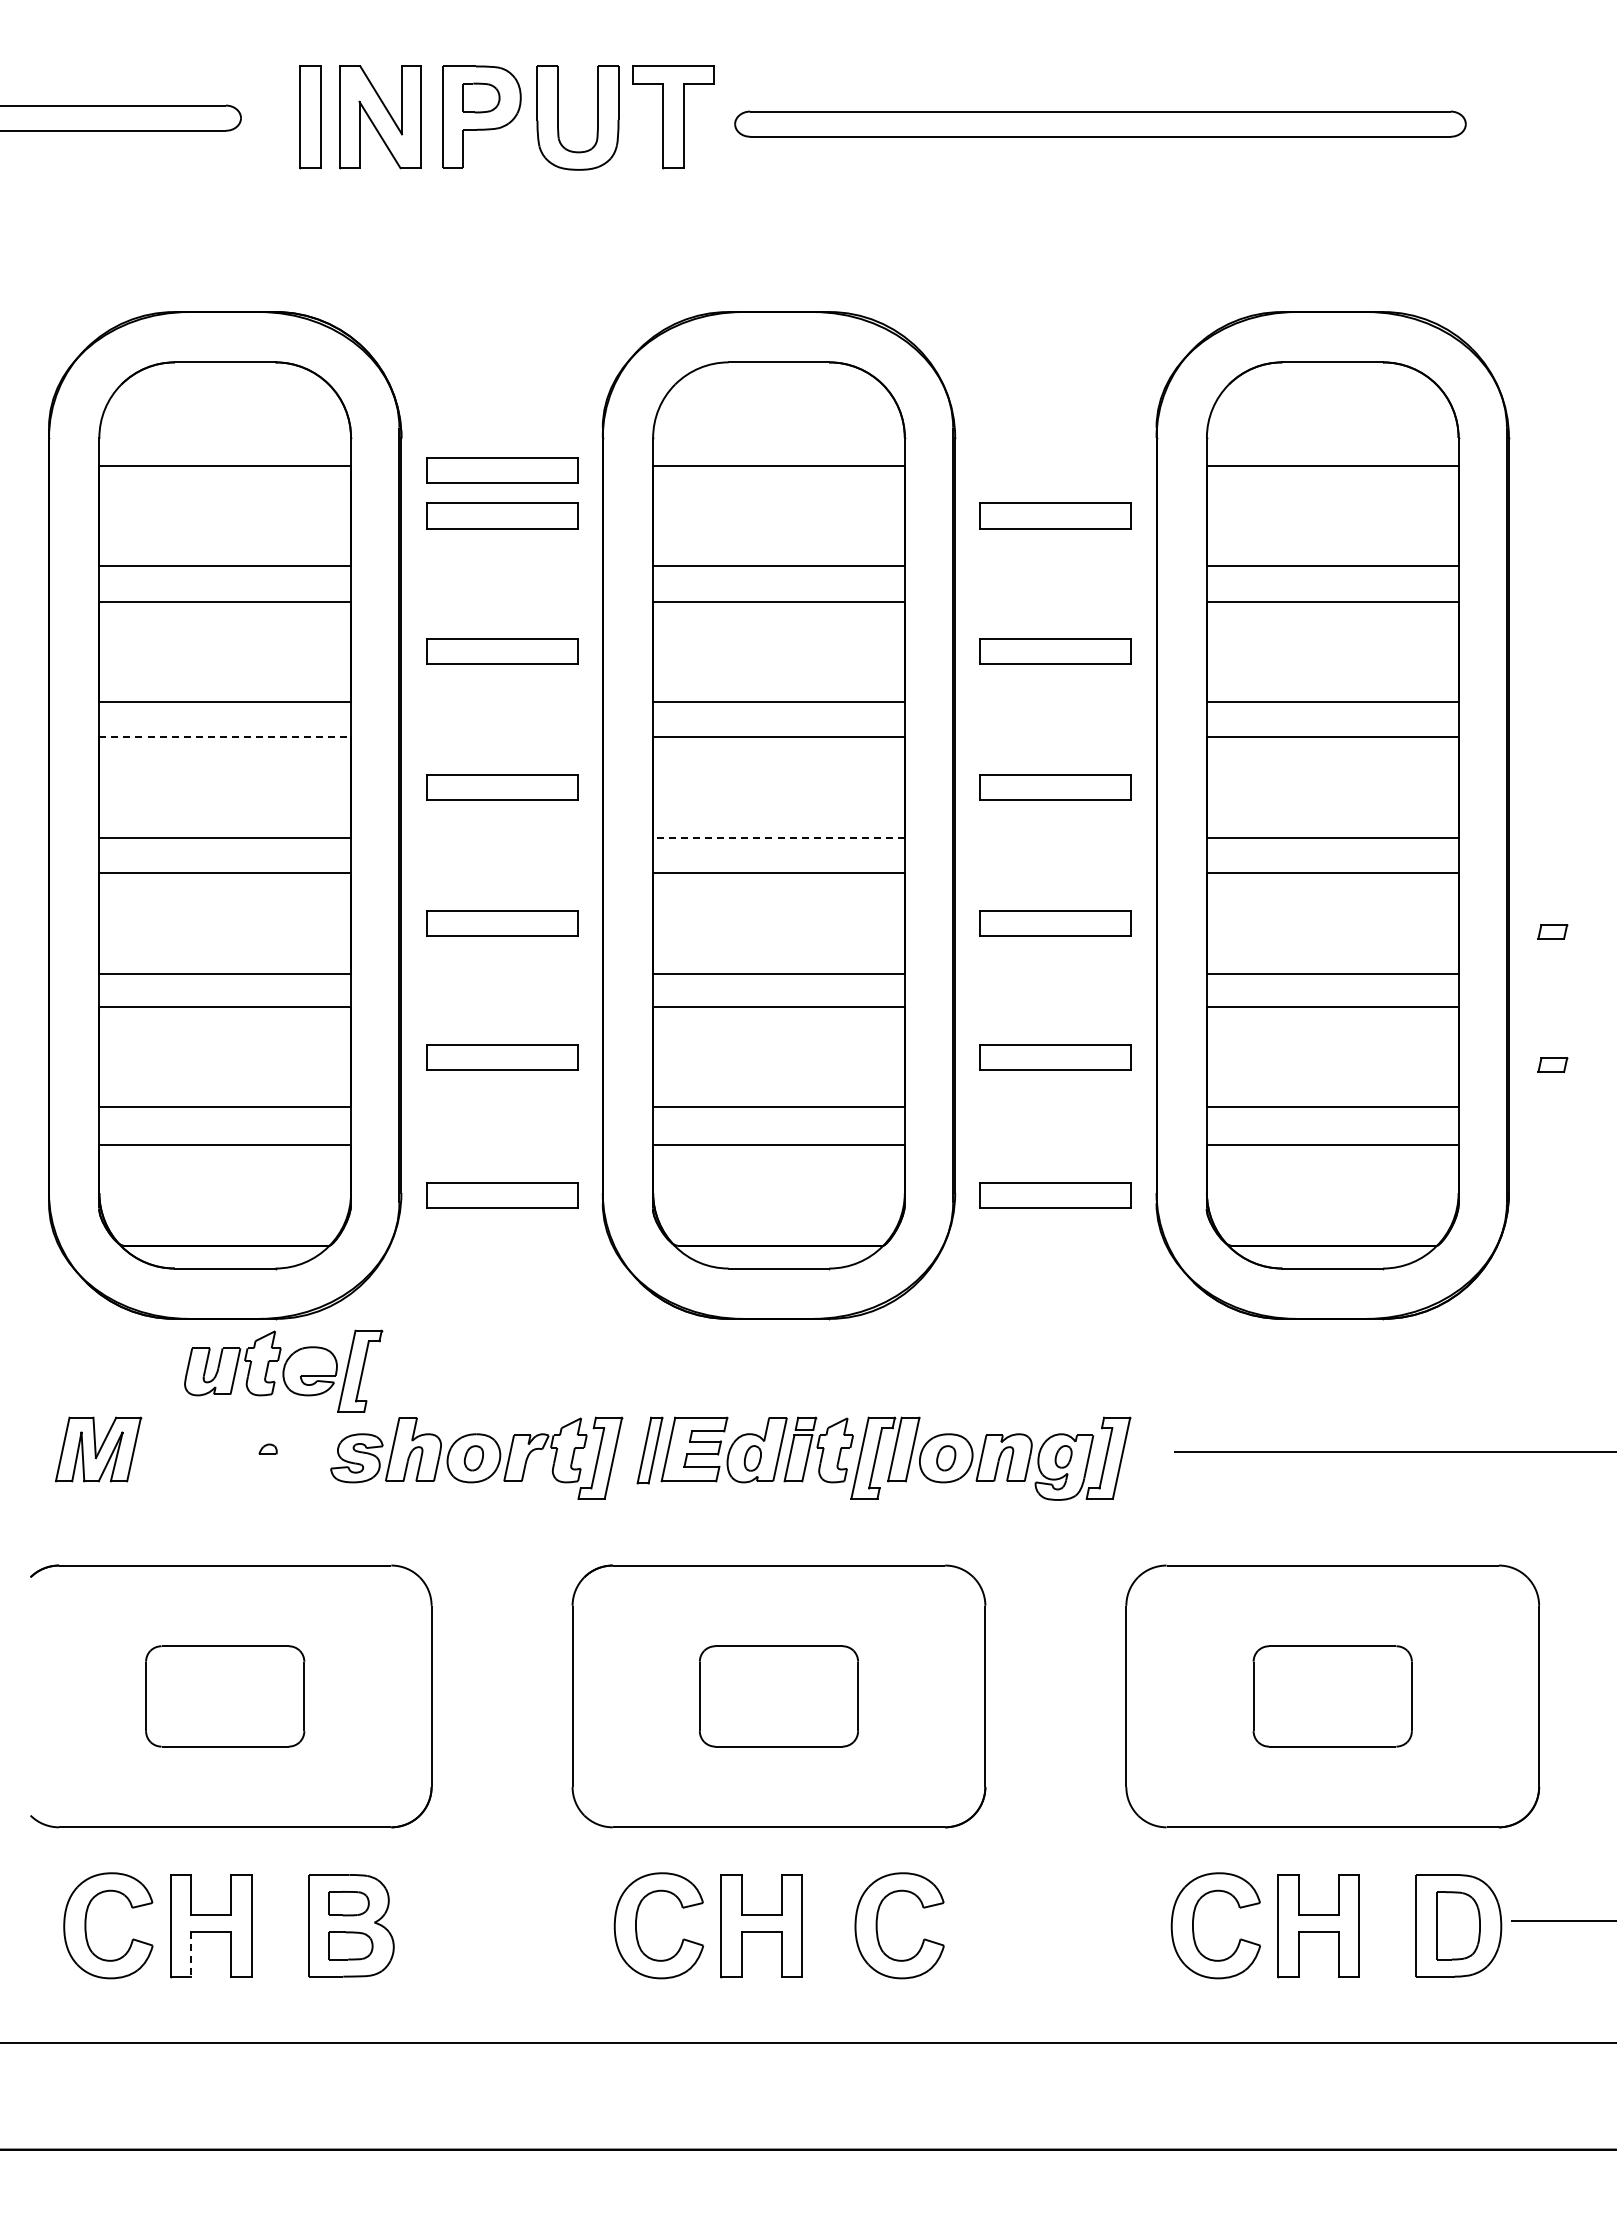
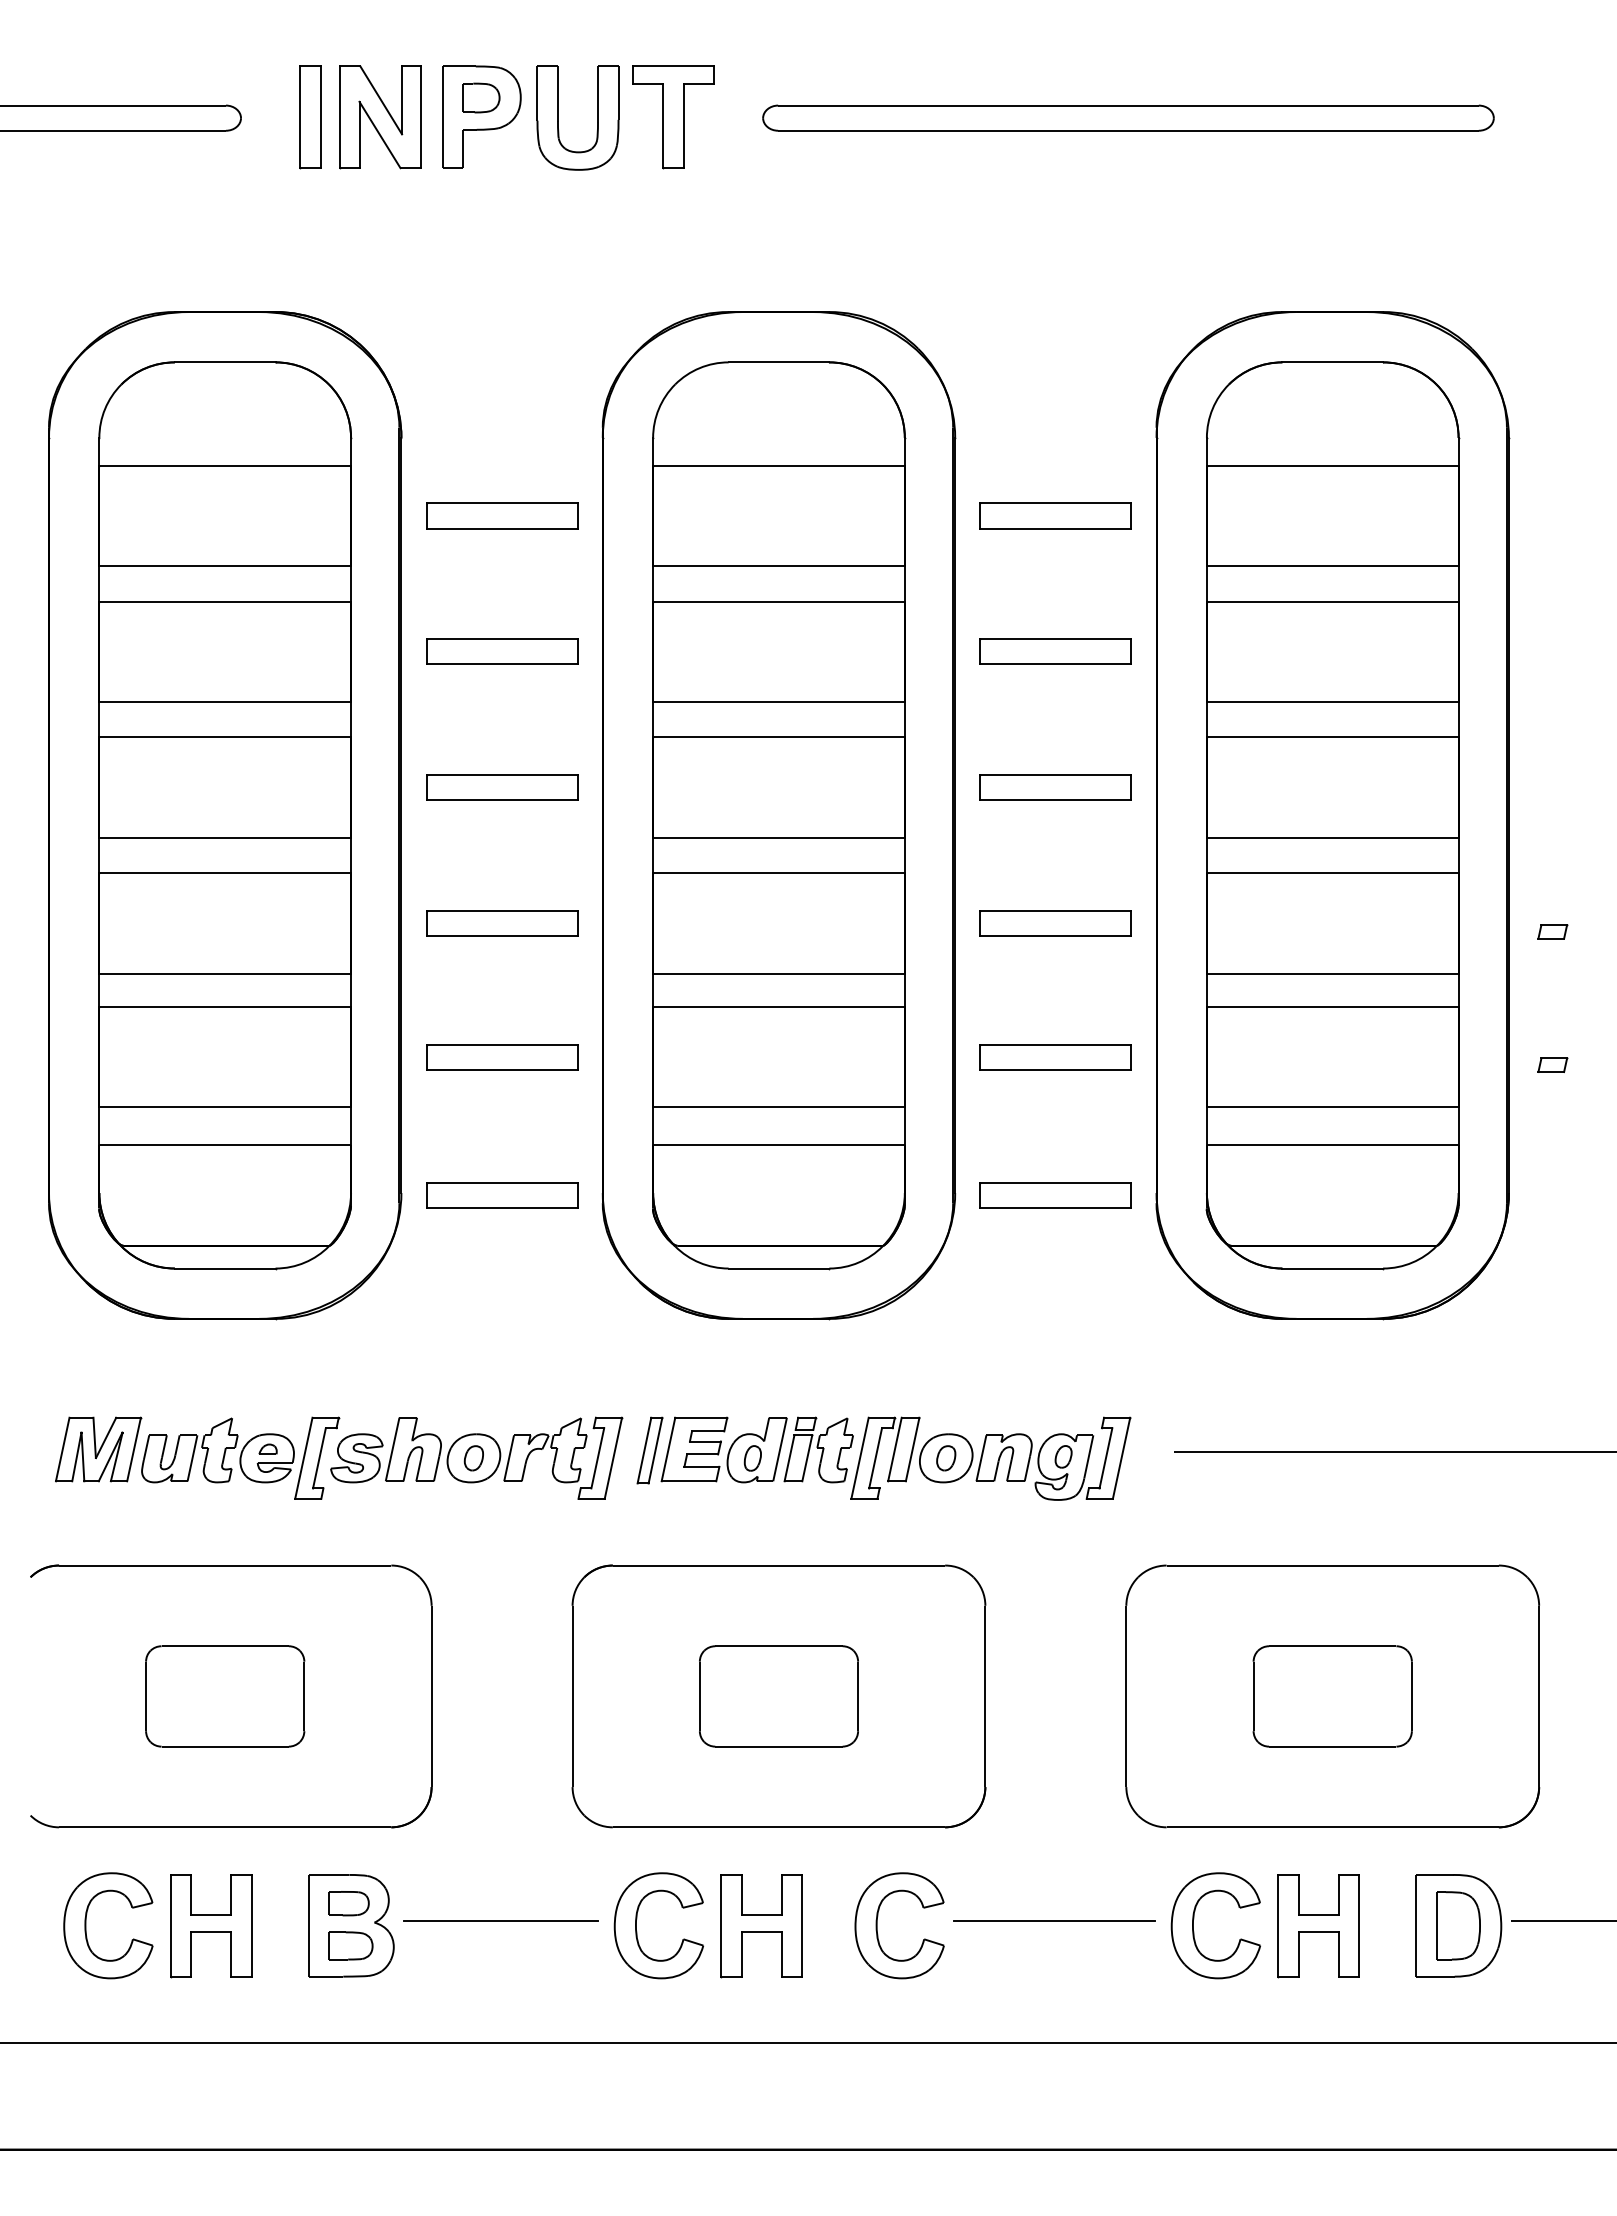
part position: (1100, 123) -> (1128, 117) (1128, 117)
part: present -> none (502, 470)
line: dashed -> solid (225, 737)
line: dashed -> solid (778, 838)
part position: (283, 1370) -> (240, 1457) (240, 1457)
line: none -> present (500, 1920)
line: none -> present (1054, 1920)
line: dashed -> solid (191, 1954)
